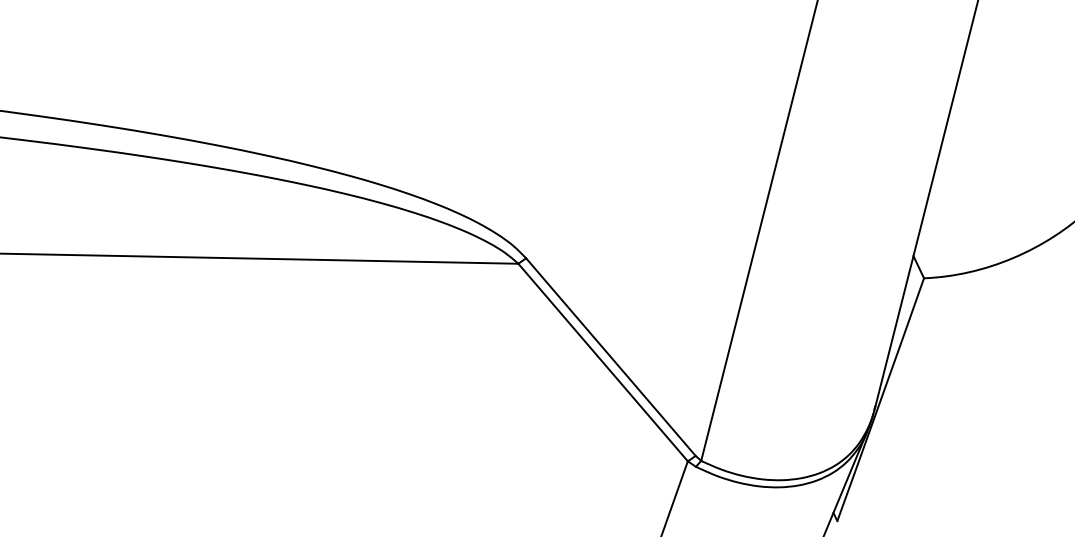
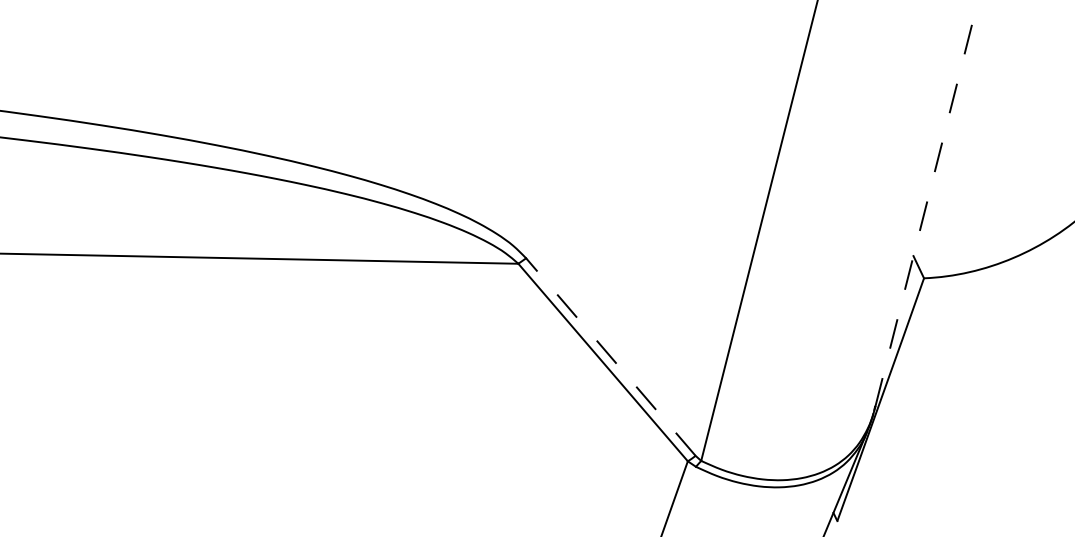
line: solid -> dashed (926, 204)
line: solid -> dashed (610, 356)
